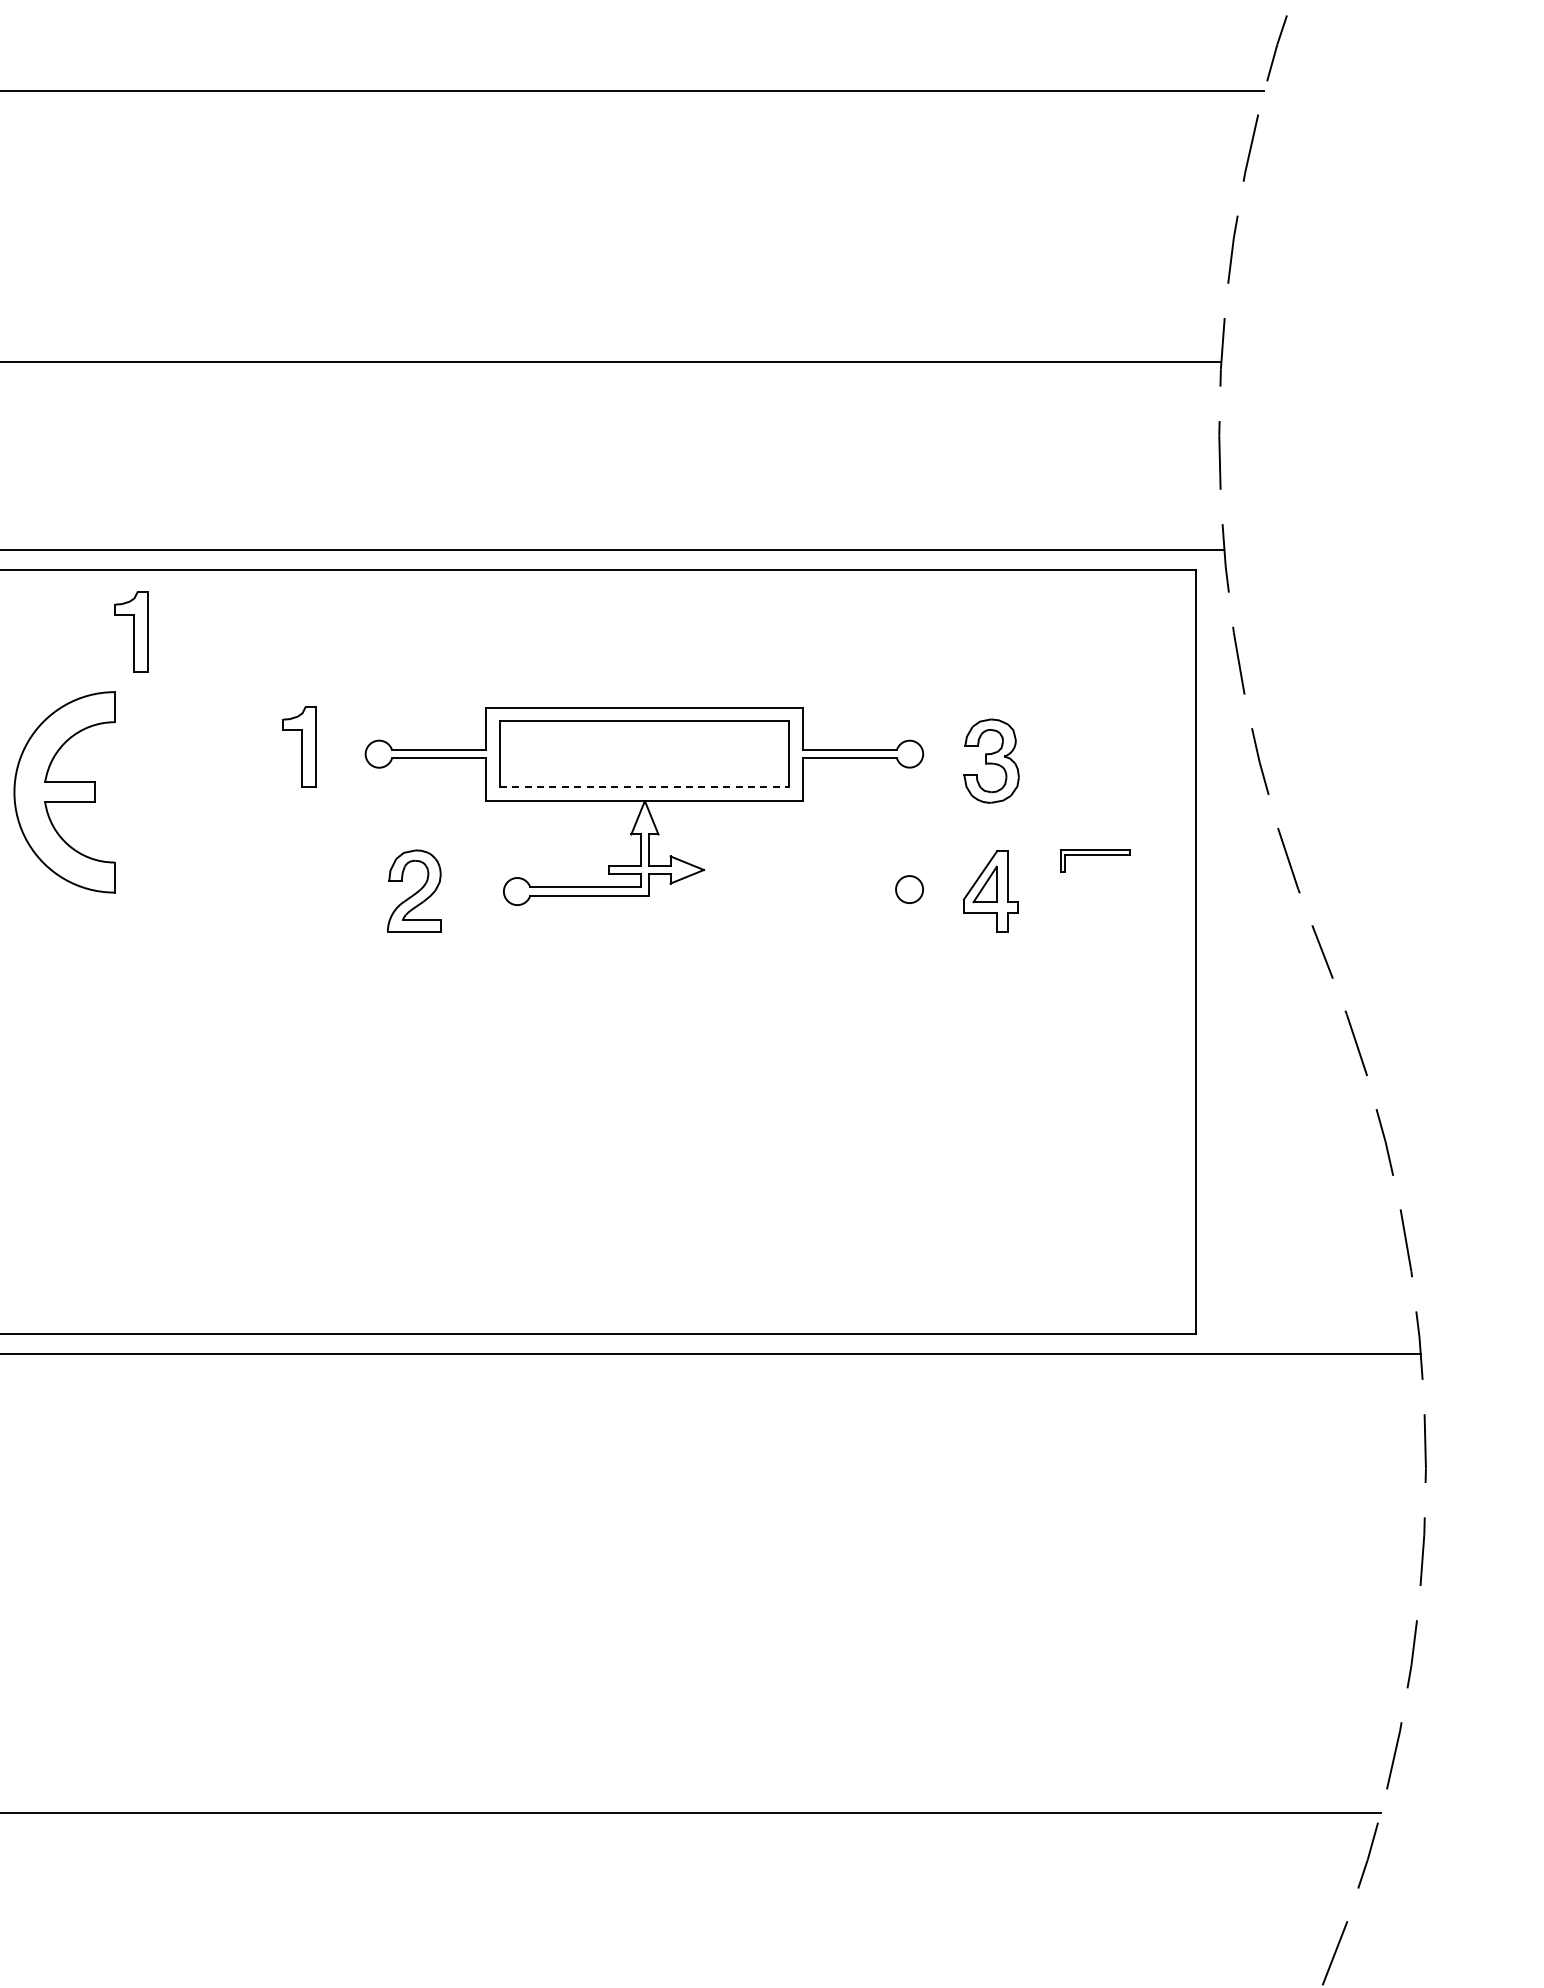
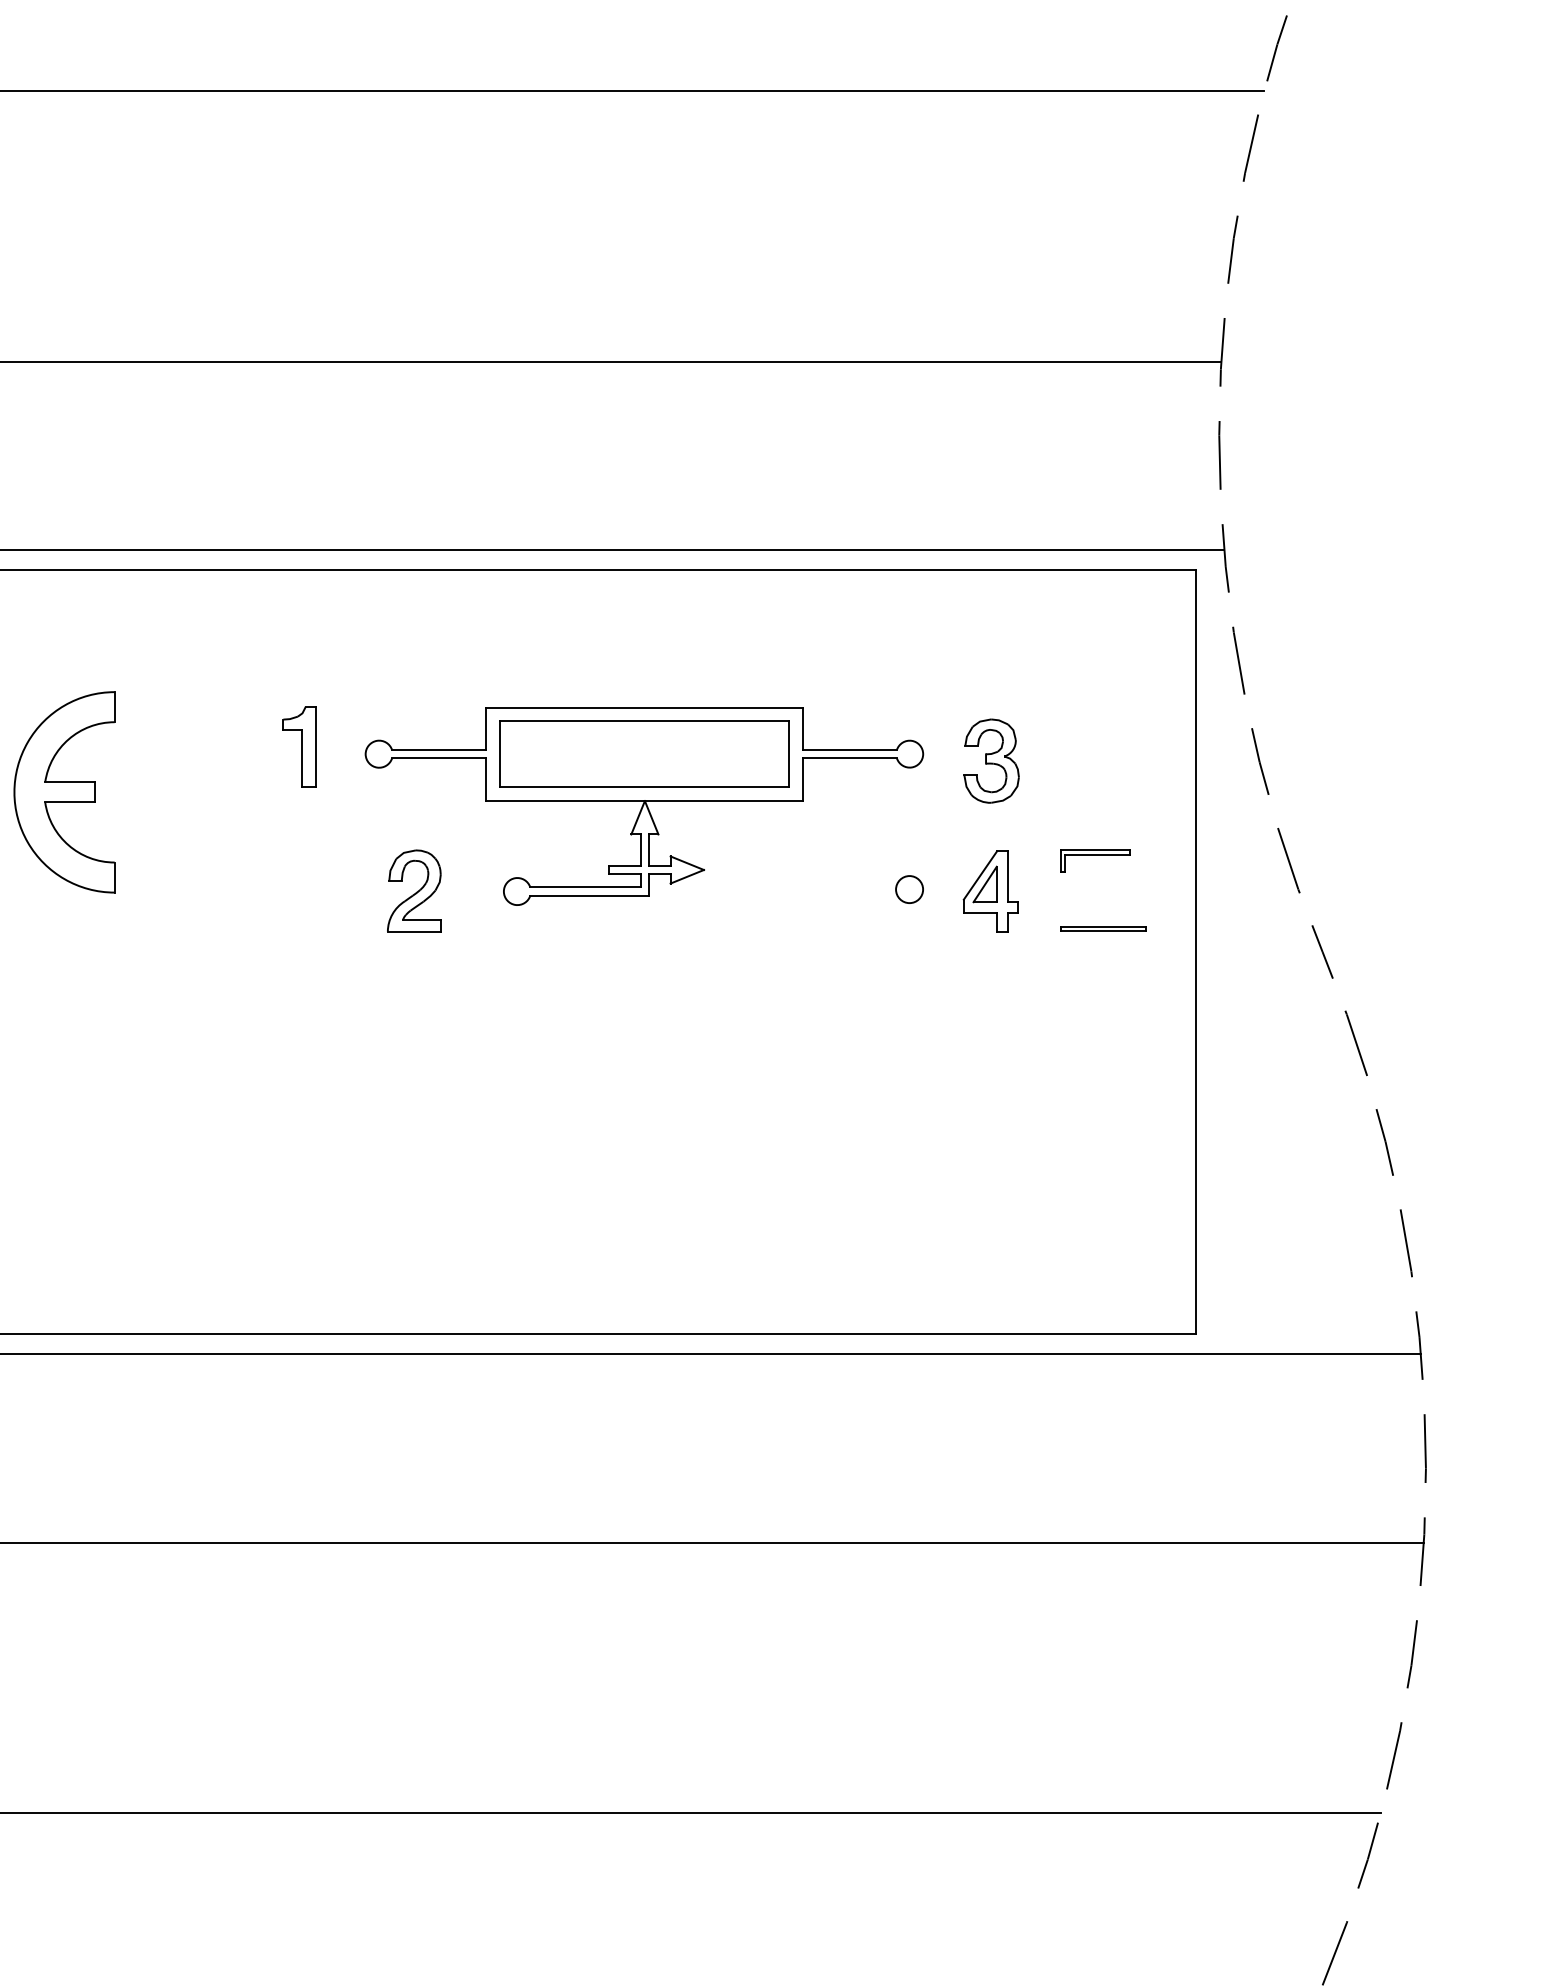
part: present -> none (131, 631)
line: dashed -> solid (644, 787)
part: none -> present (1103, 928)
line: none -> present (712, 1542)
